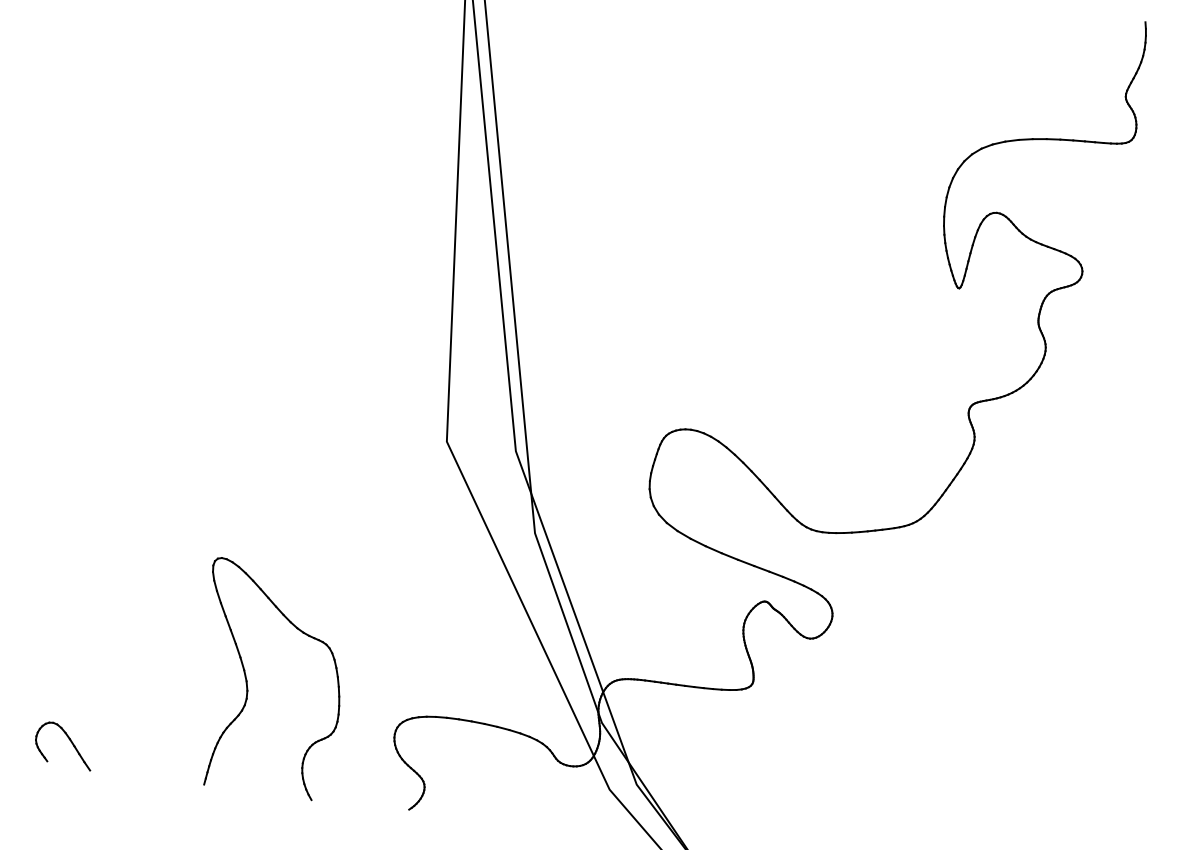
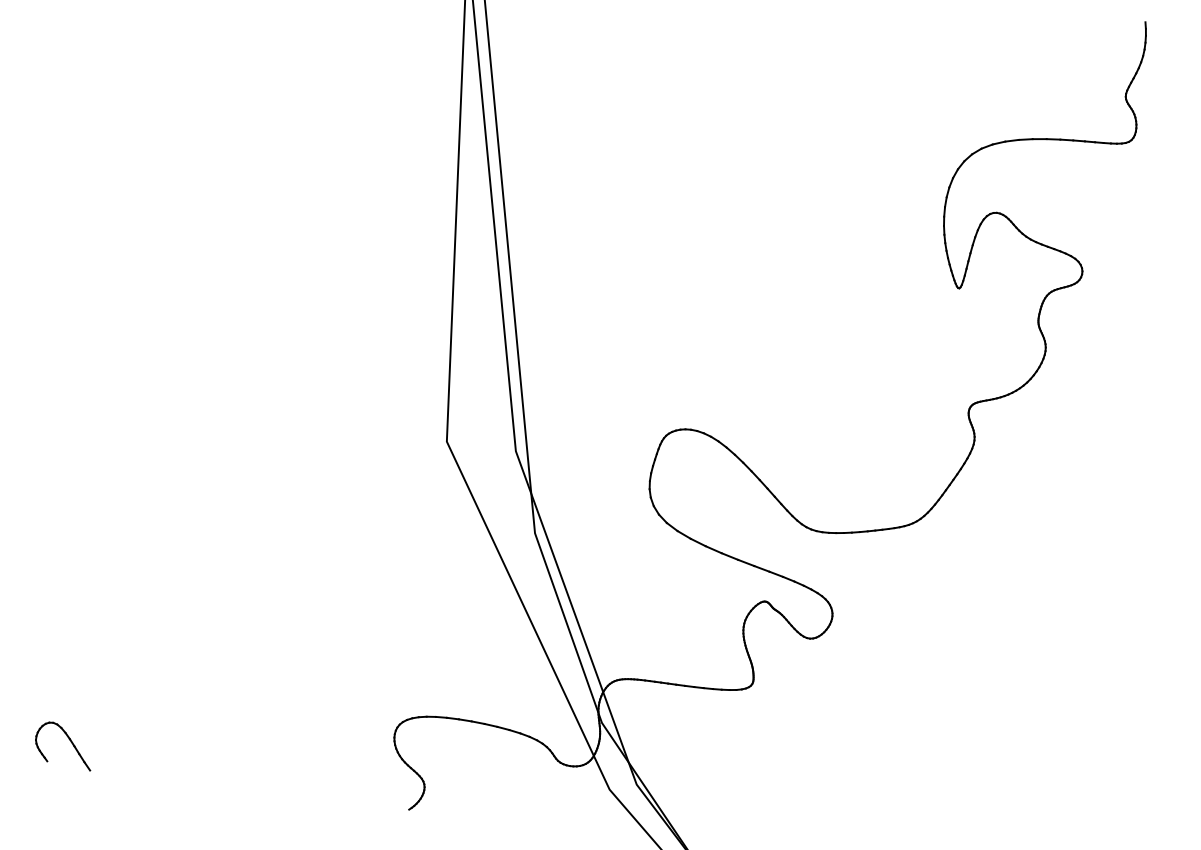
part: present -> none (247, 679)
